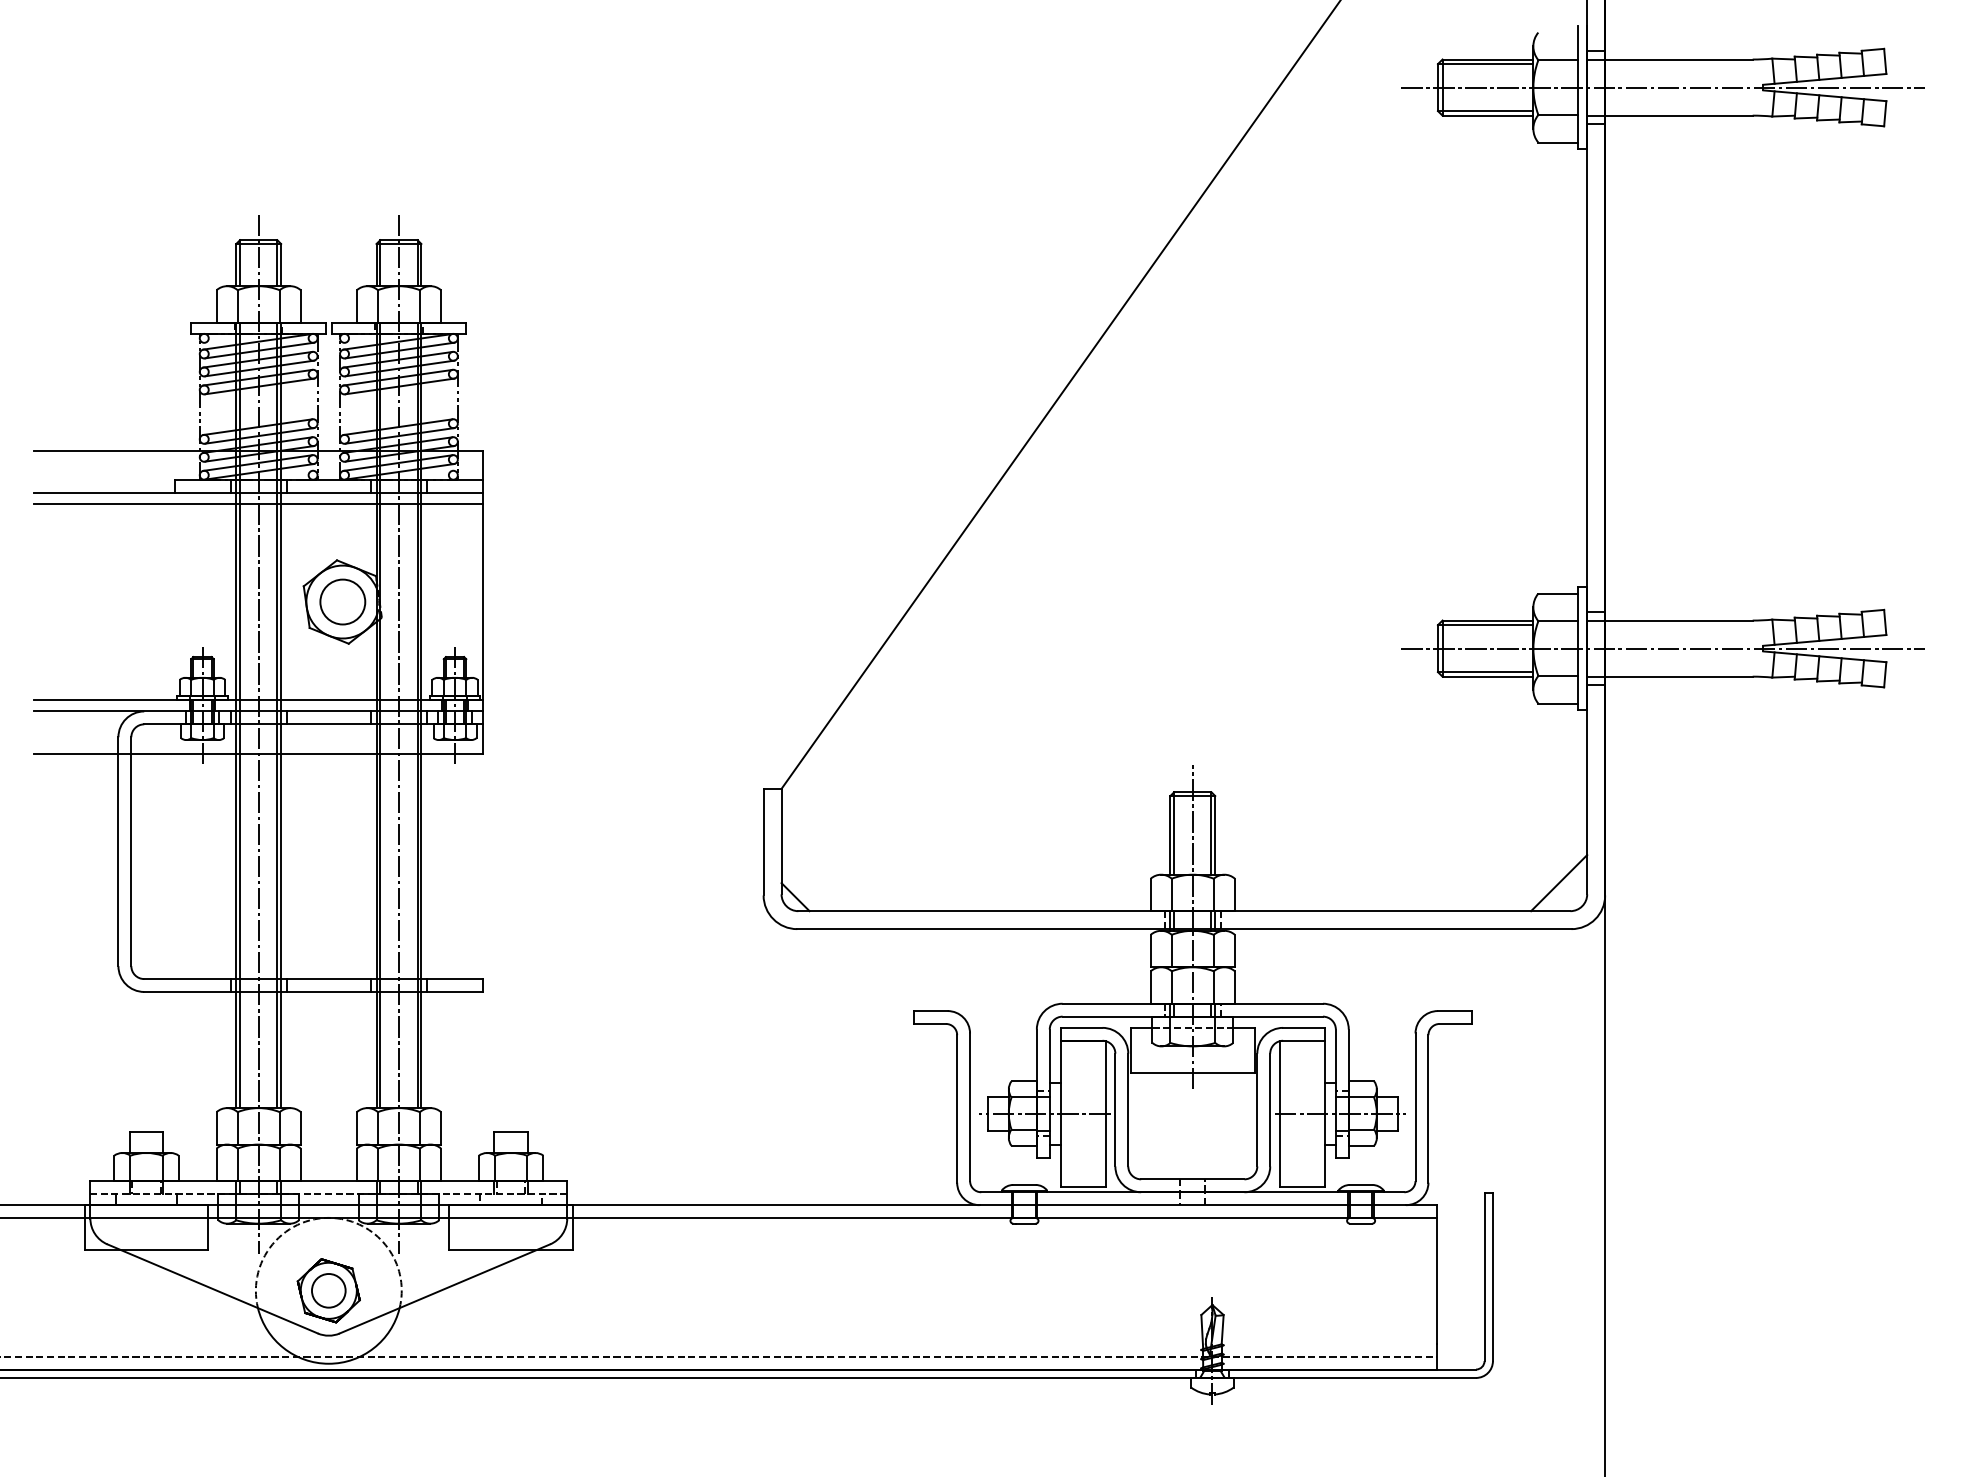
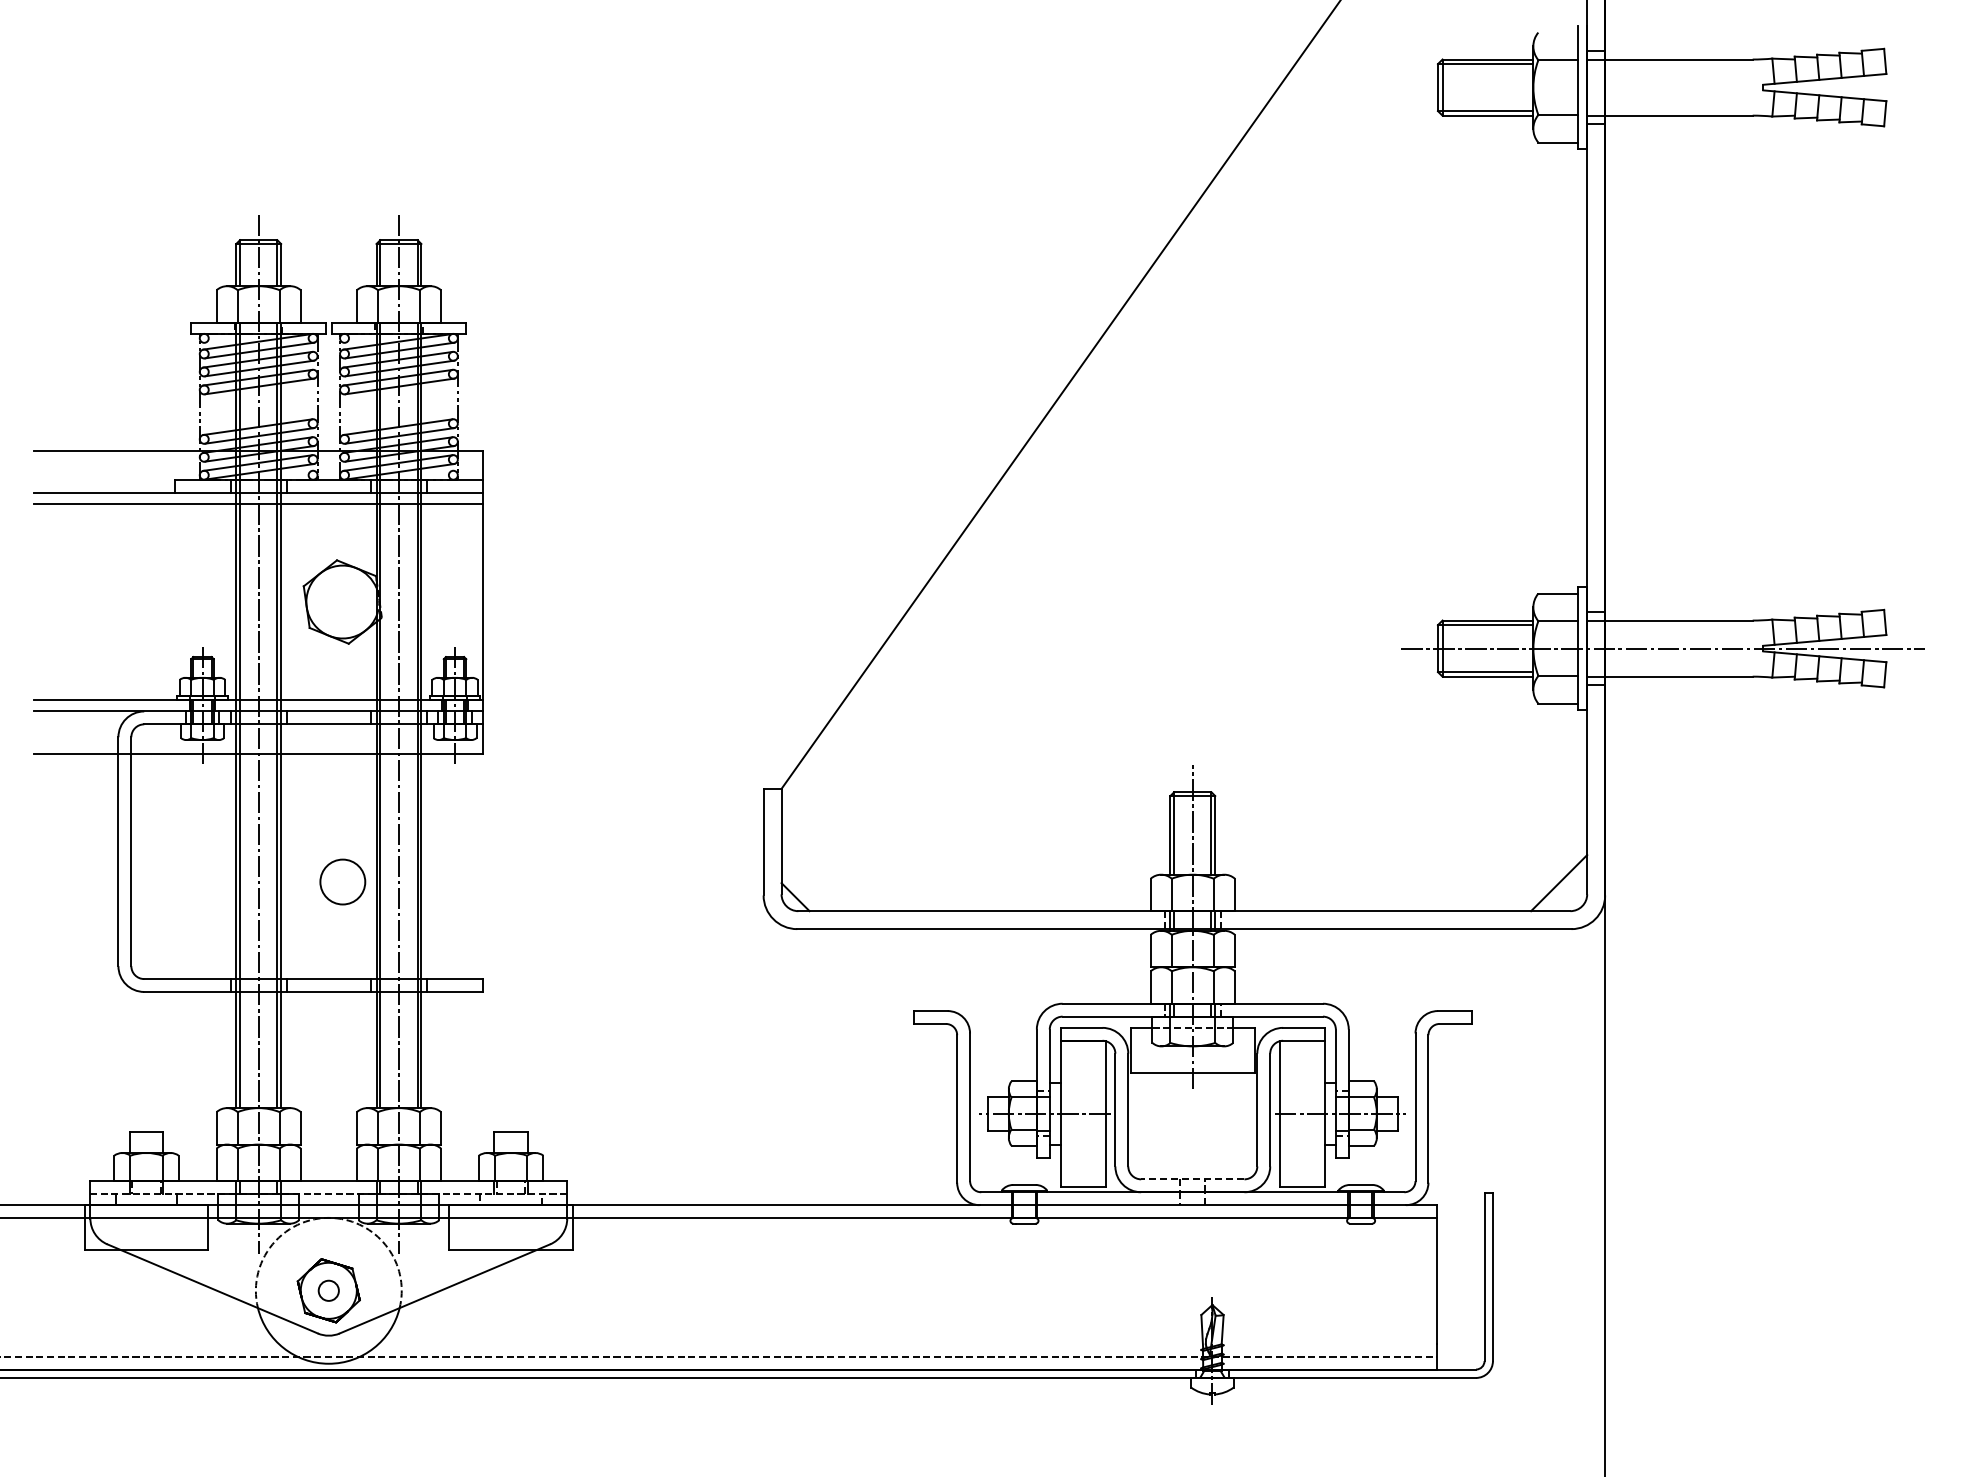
line: present -> none (1663, 87)
circle position: (342, 601) -> (342, 881) (342, 881)
line: solid -> dashed (1192, 1179)
circle diameter: 34 px -> 20 px (328, 1290)
